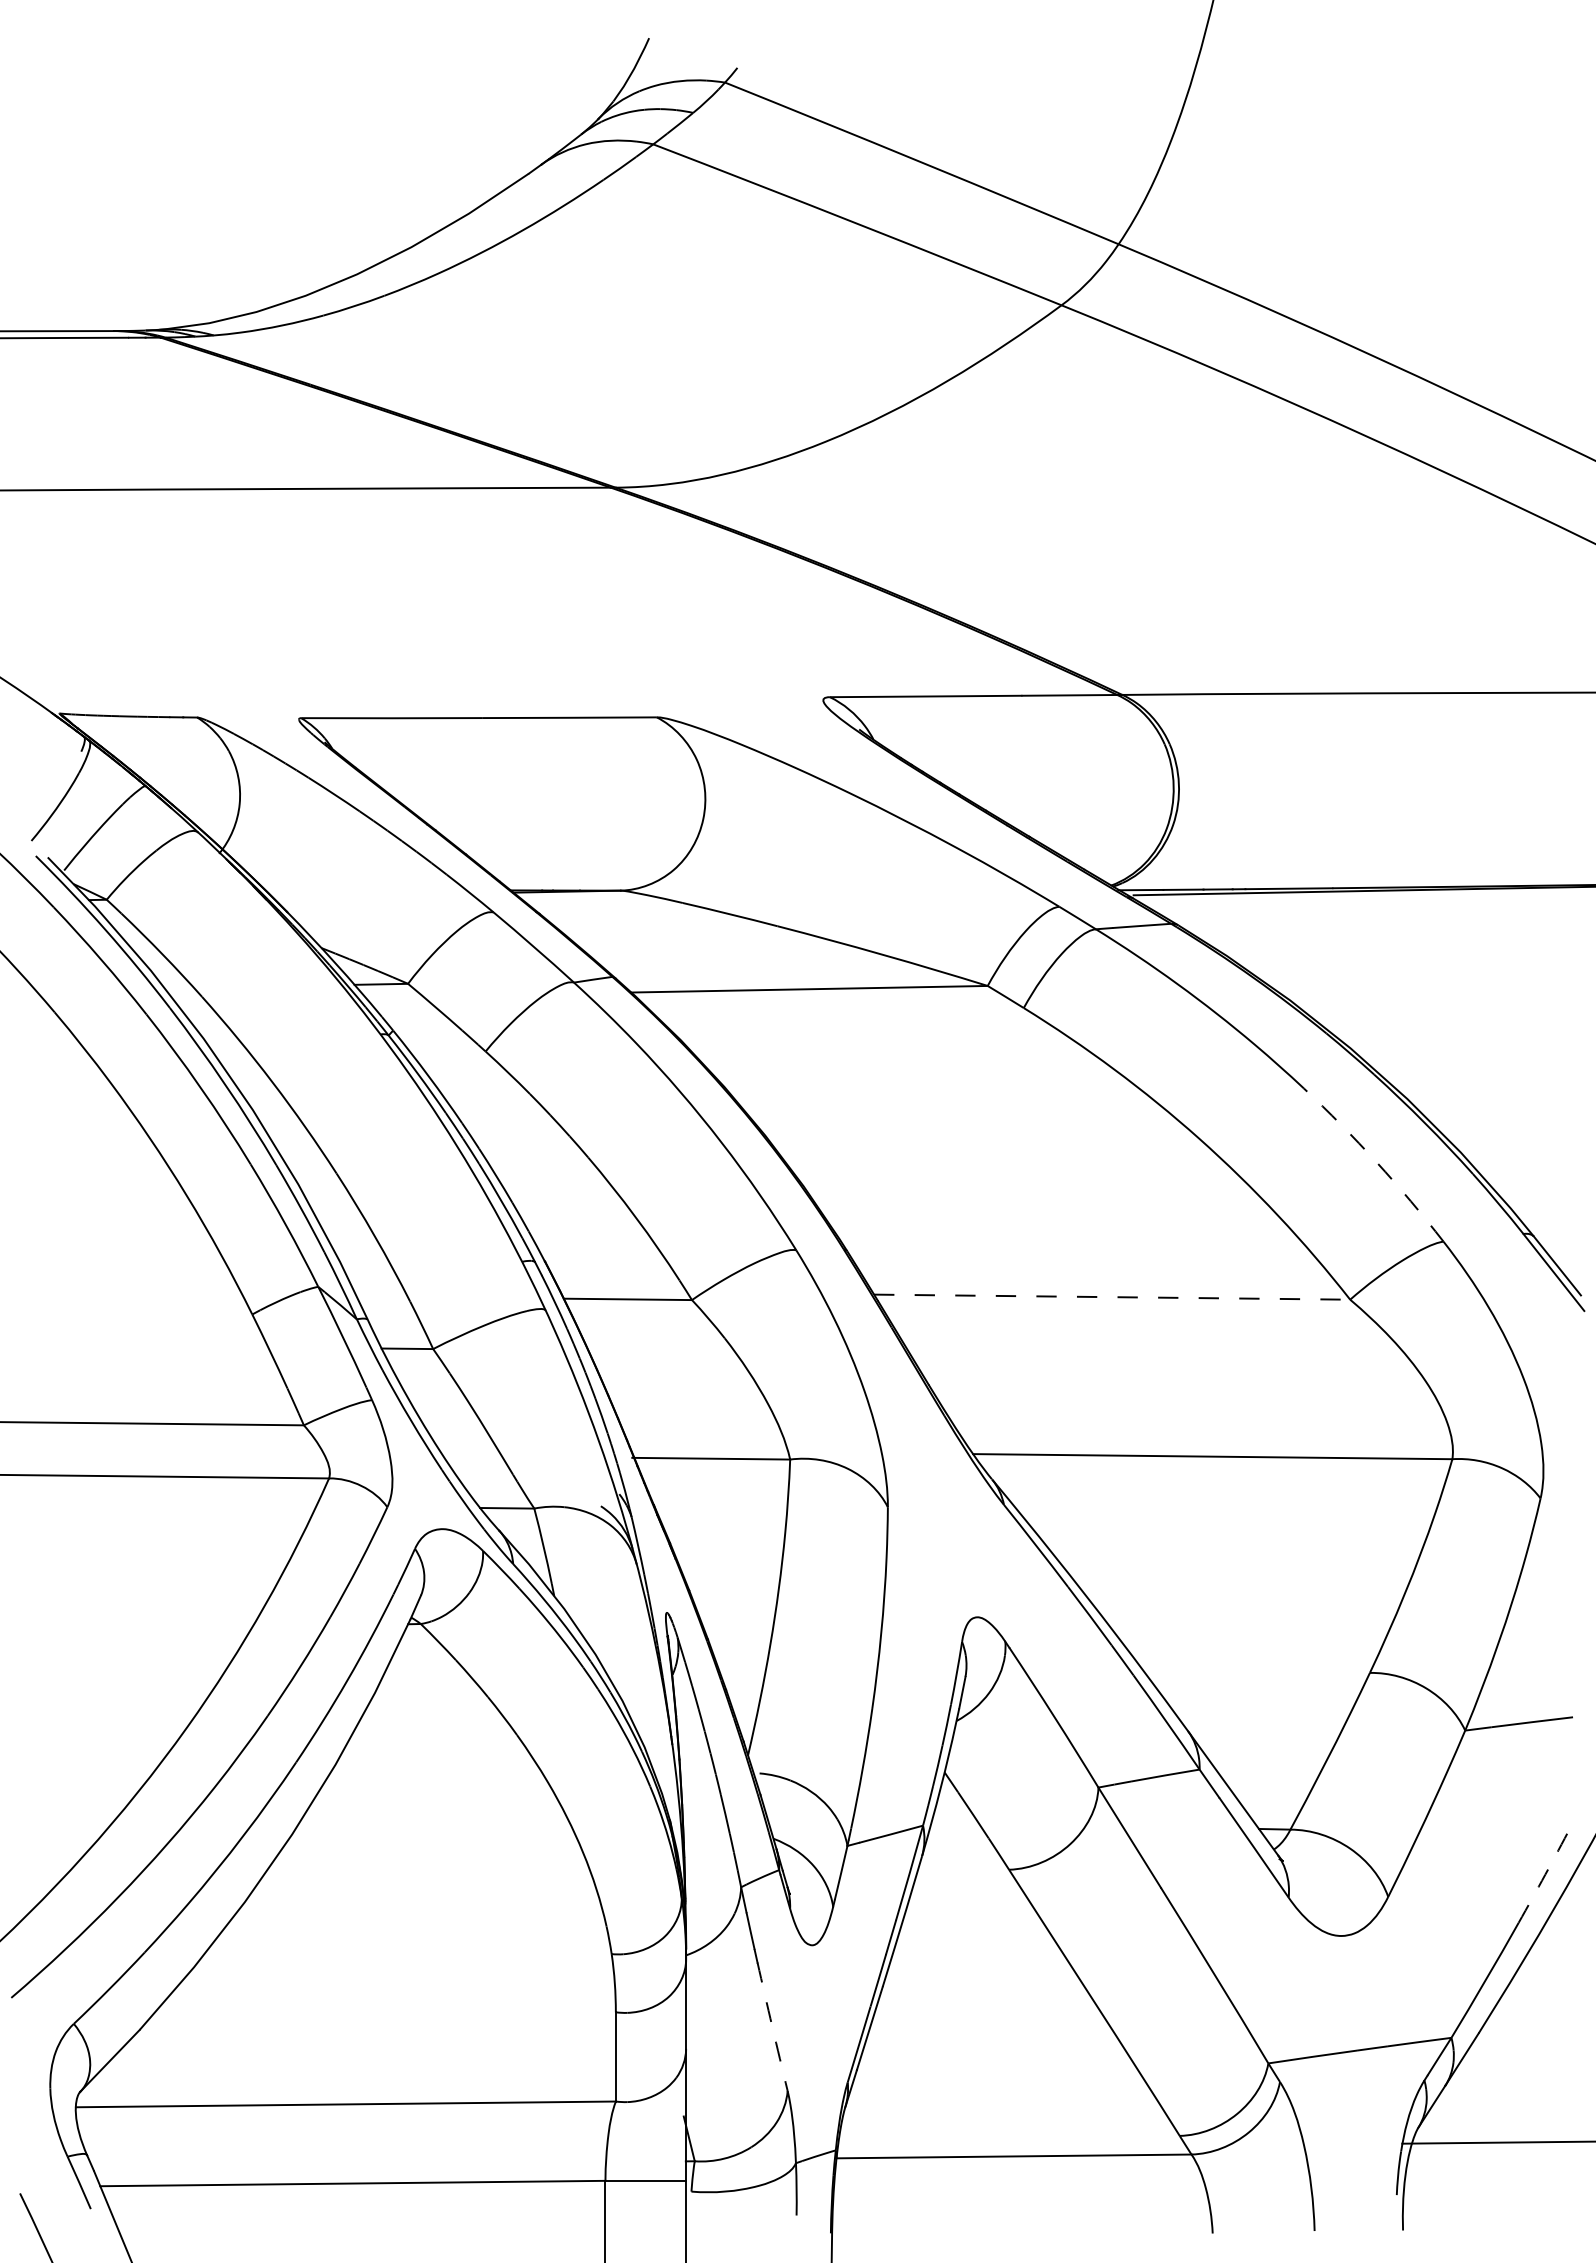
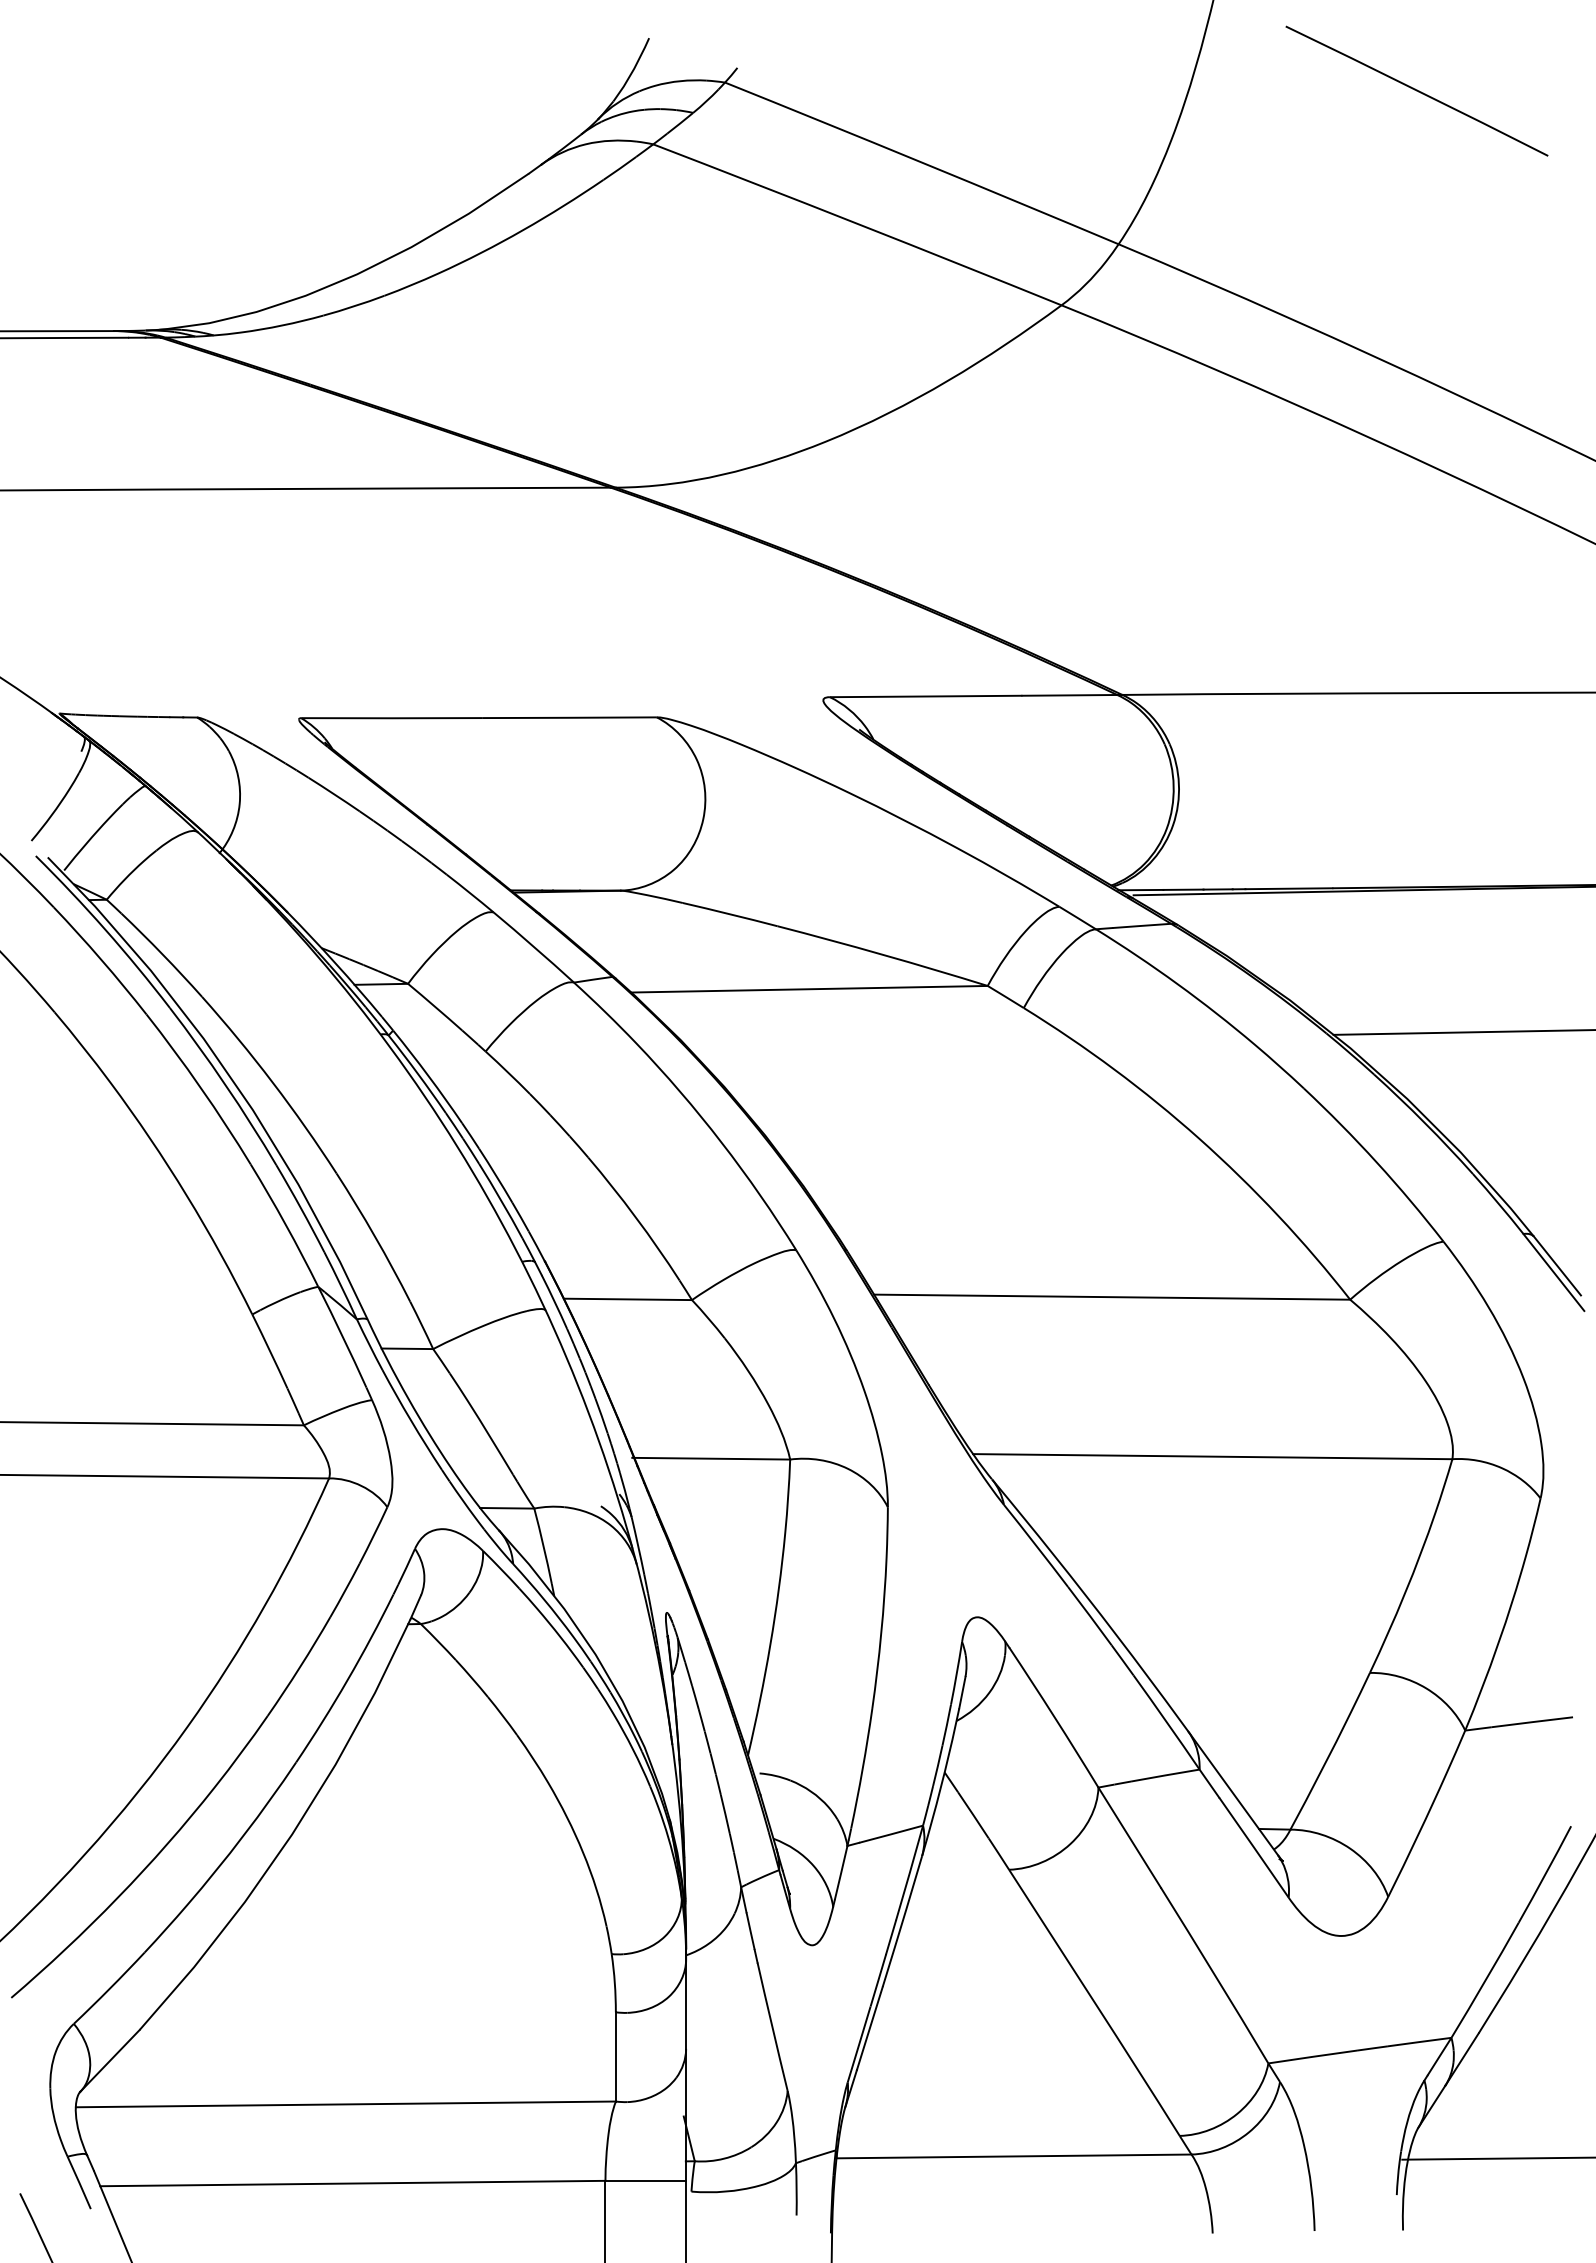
line: none -> present (1416, 90)
line: none -> present (1462, 1032)
arc: dashed -> solid (1376, 1162)
line: dashed -> solid (1112, 1297)
arc: dashed -> solid (1545, 1874)
arc: dashed -> solid (772, 2026)
line position: (1497, 2142) -> (1497, 2158) (1497, 2158)
